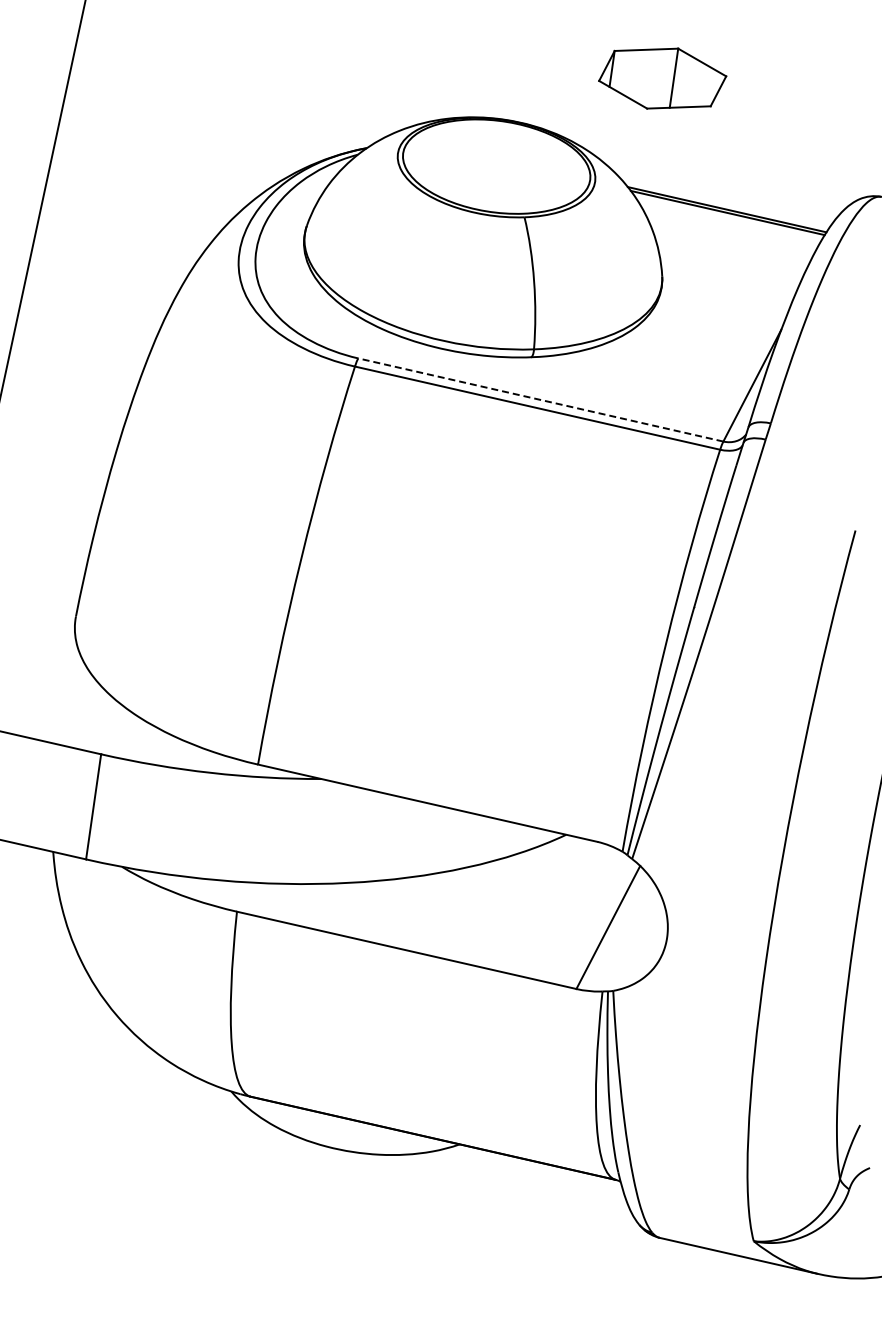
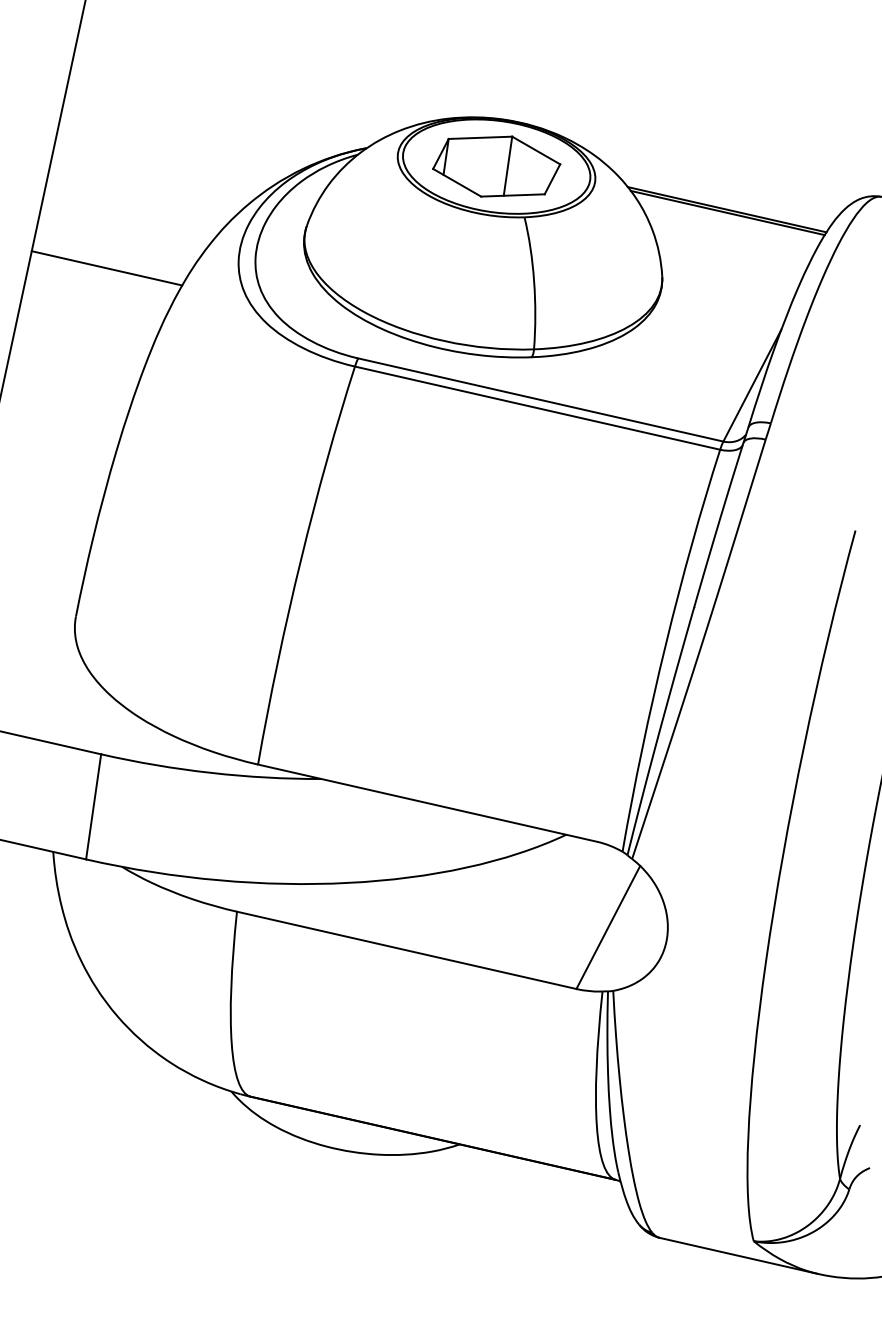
part position: (662, 78) -> (496, 166) (496, 166)
line: none -> present (106, 268)
line: dashed -> solid (540, 399)
